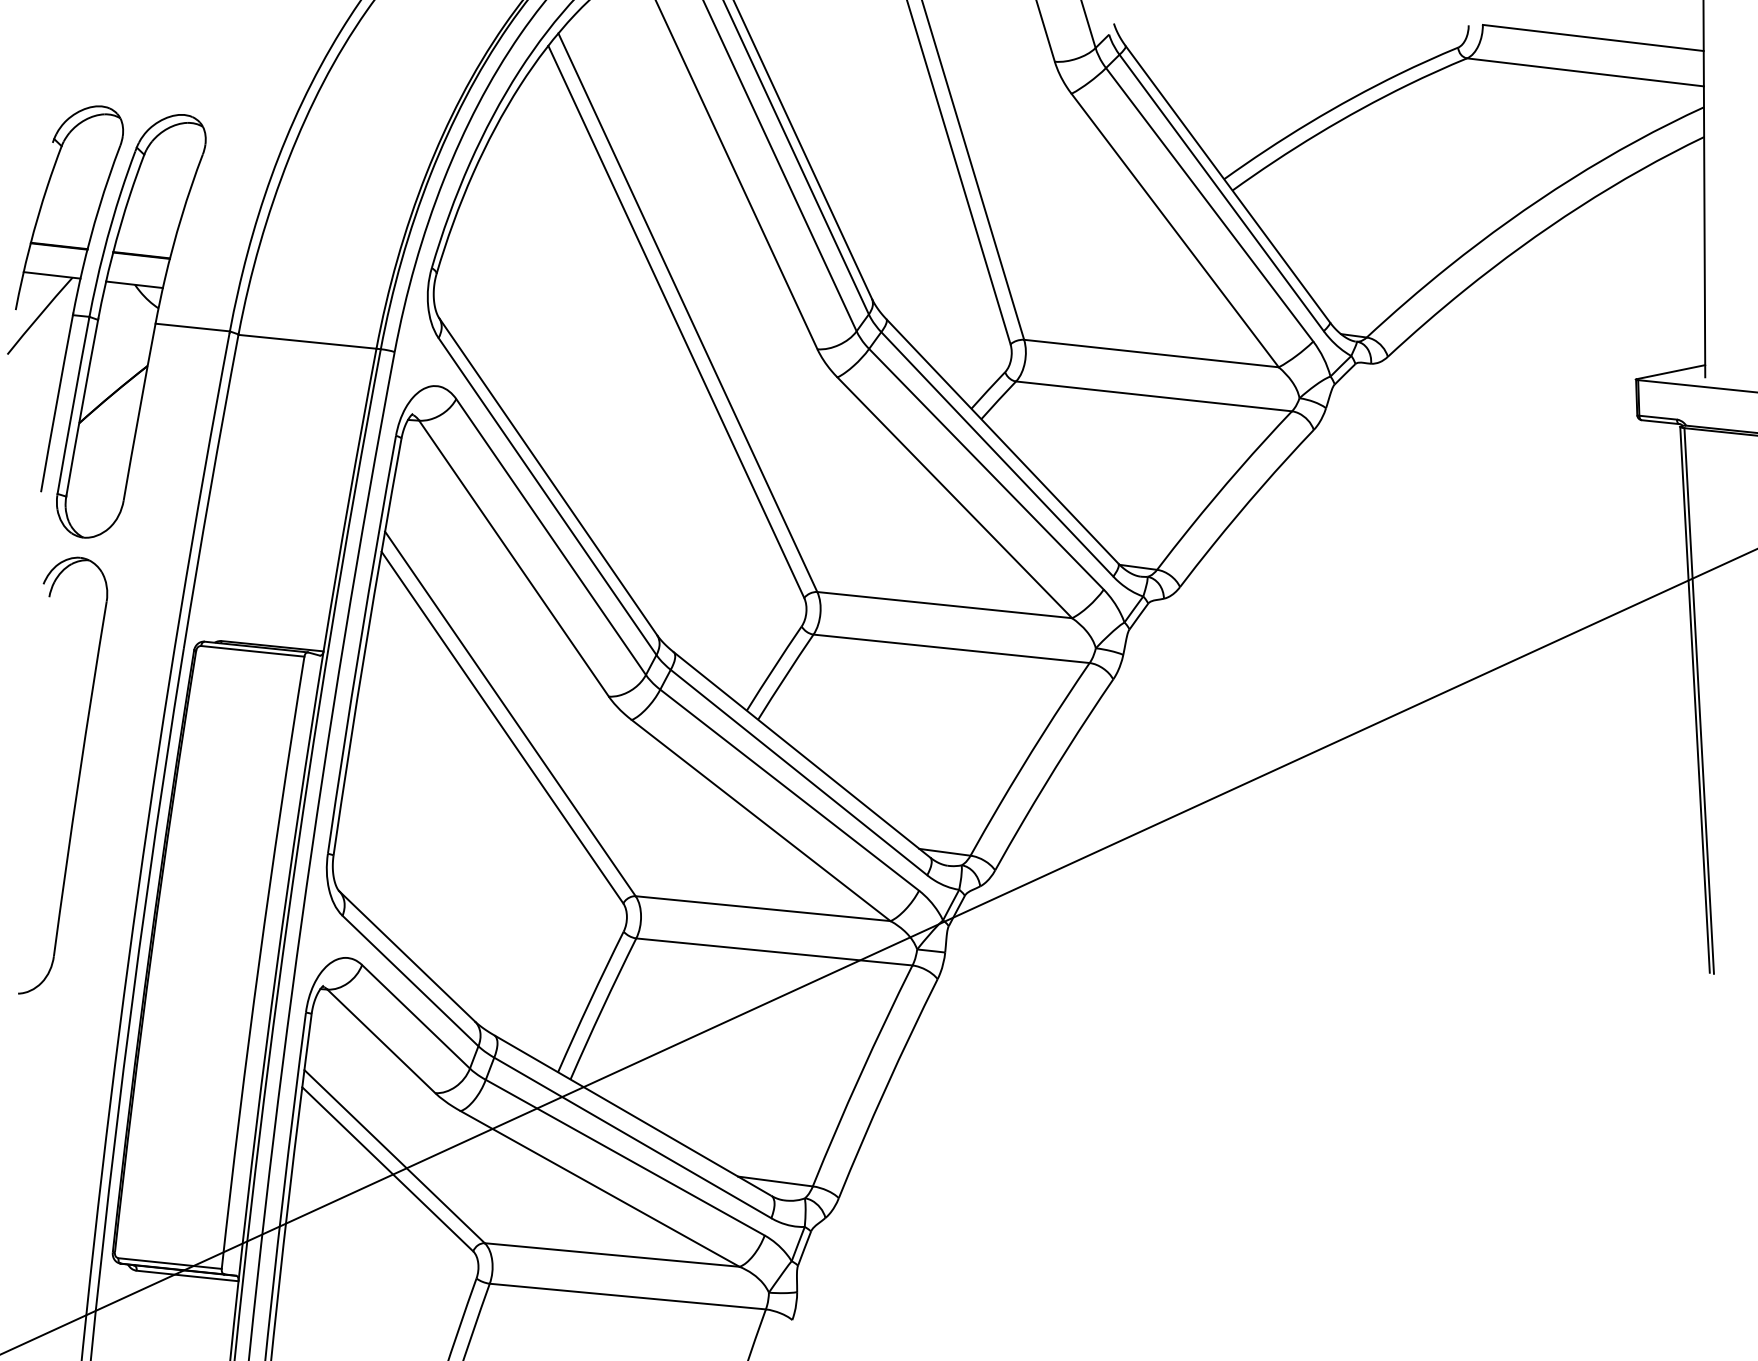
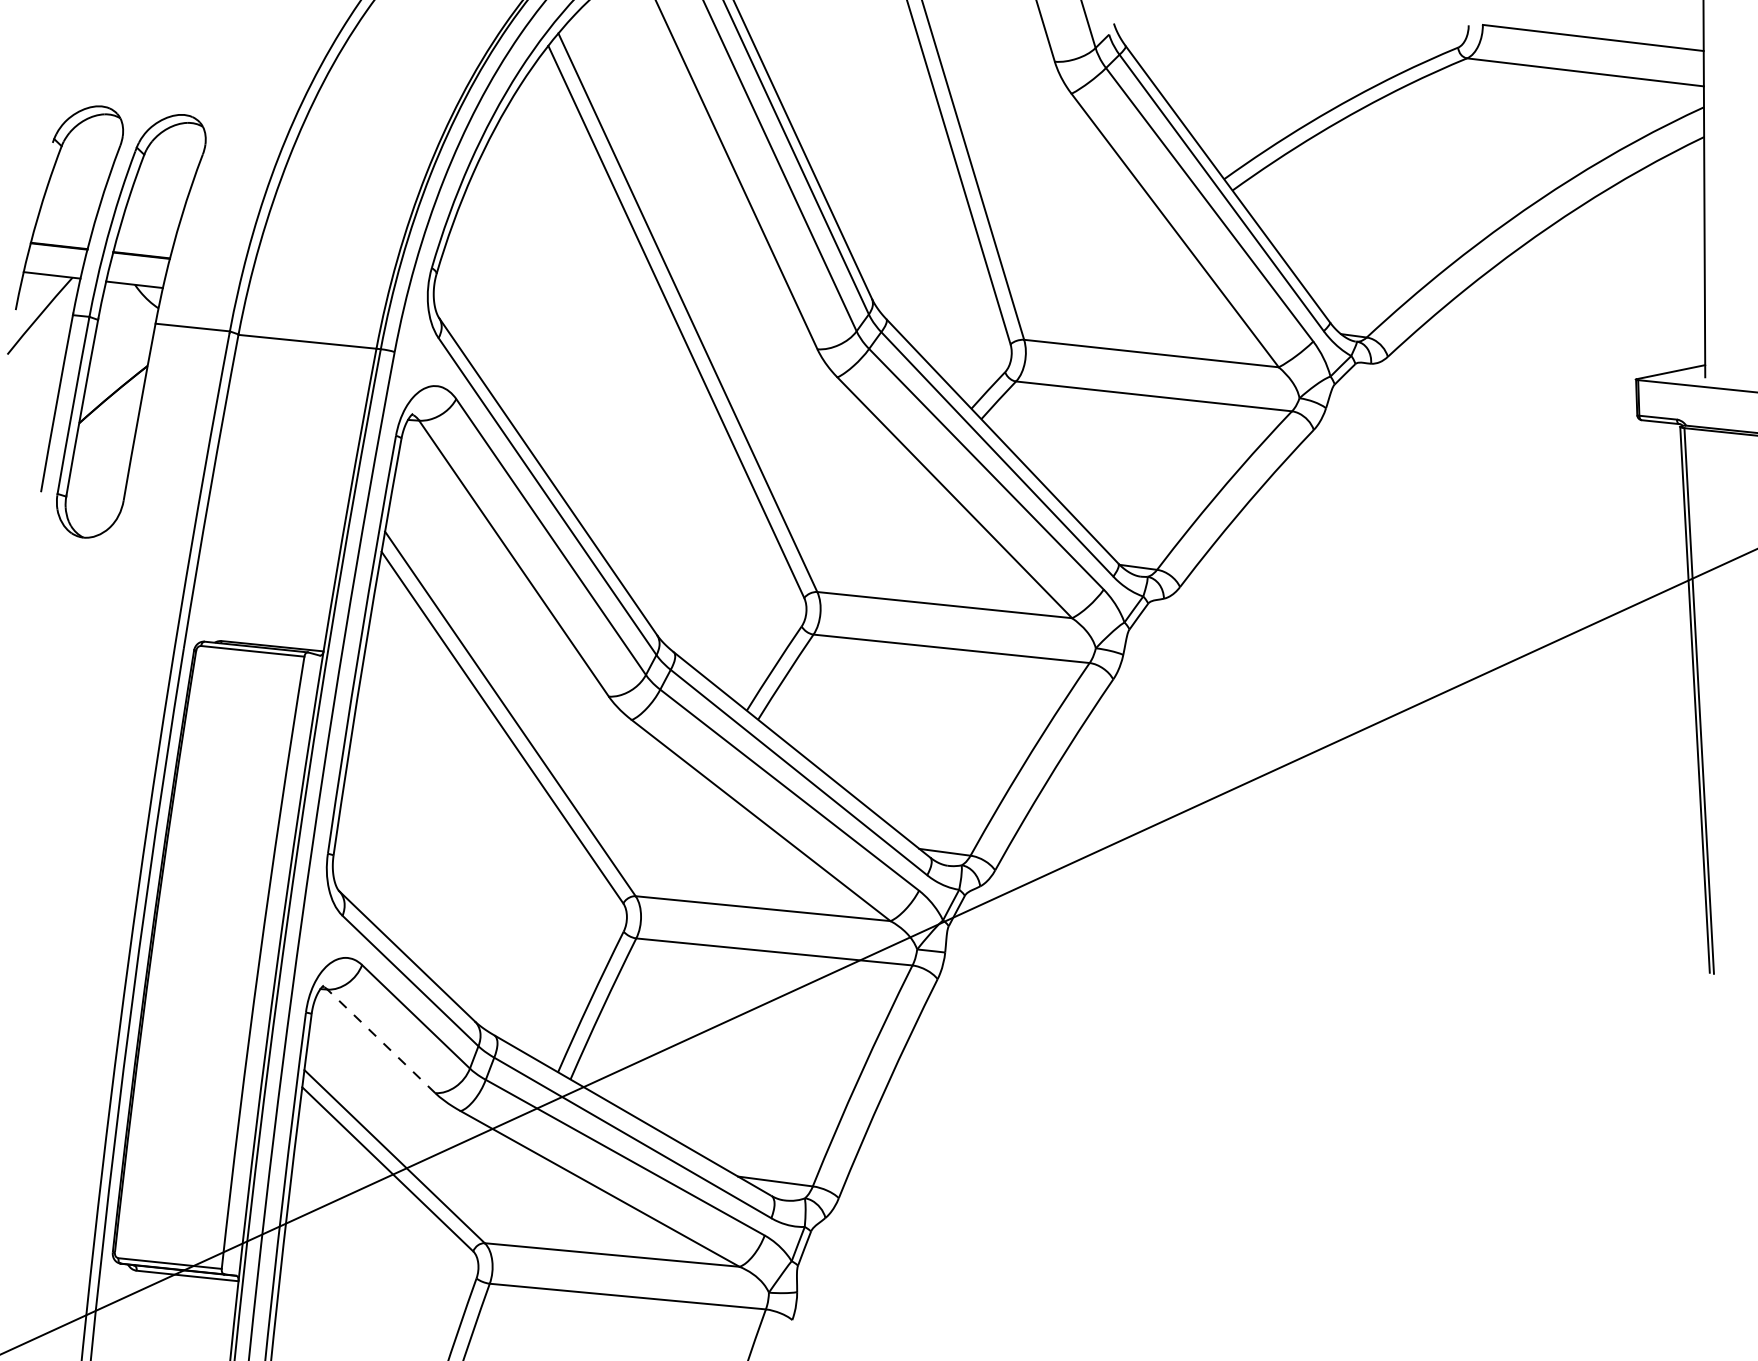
part: present -> none (77, 780)
line: solid -> dashed (381, 1041)
